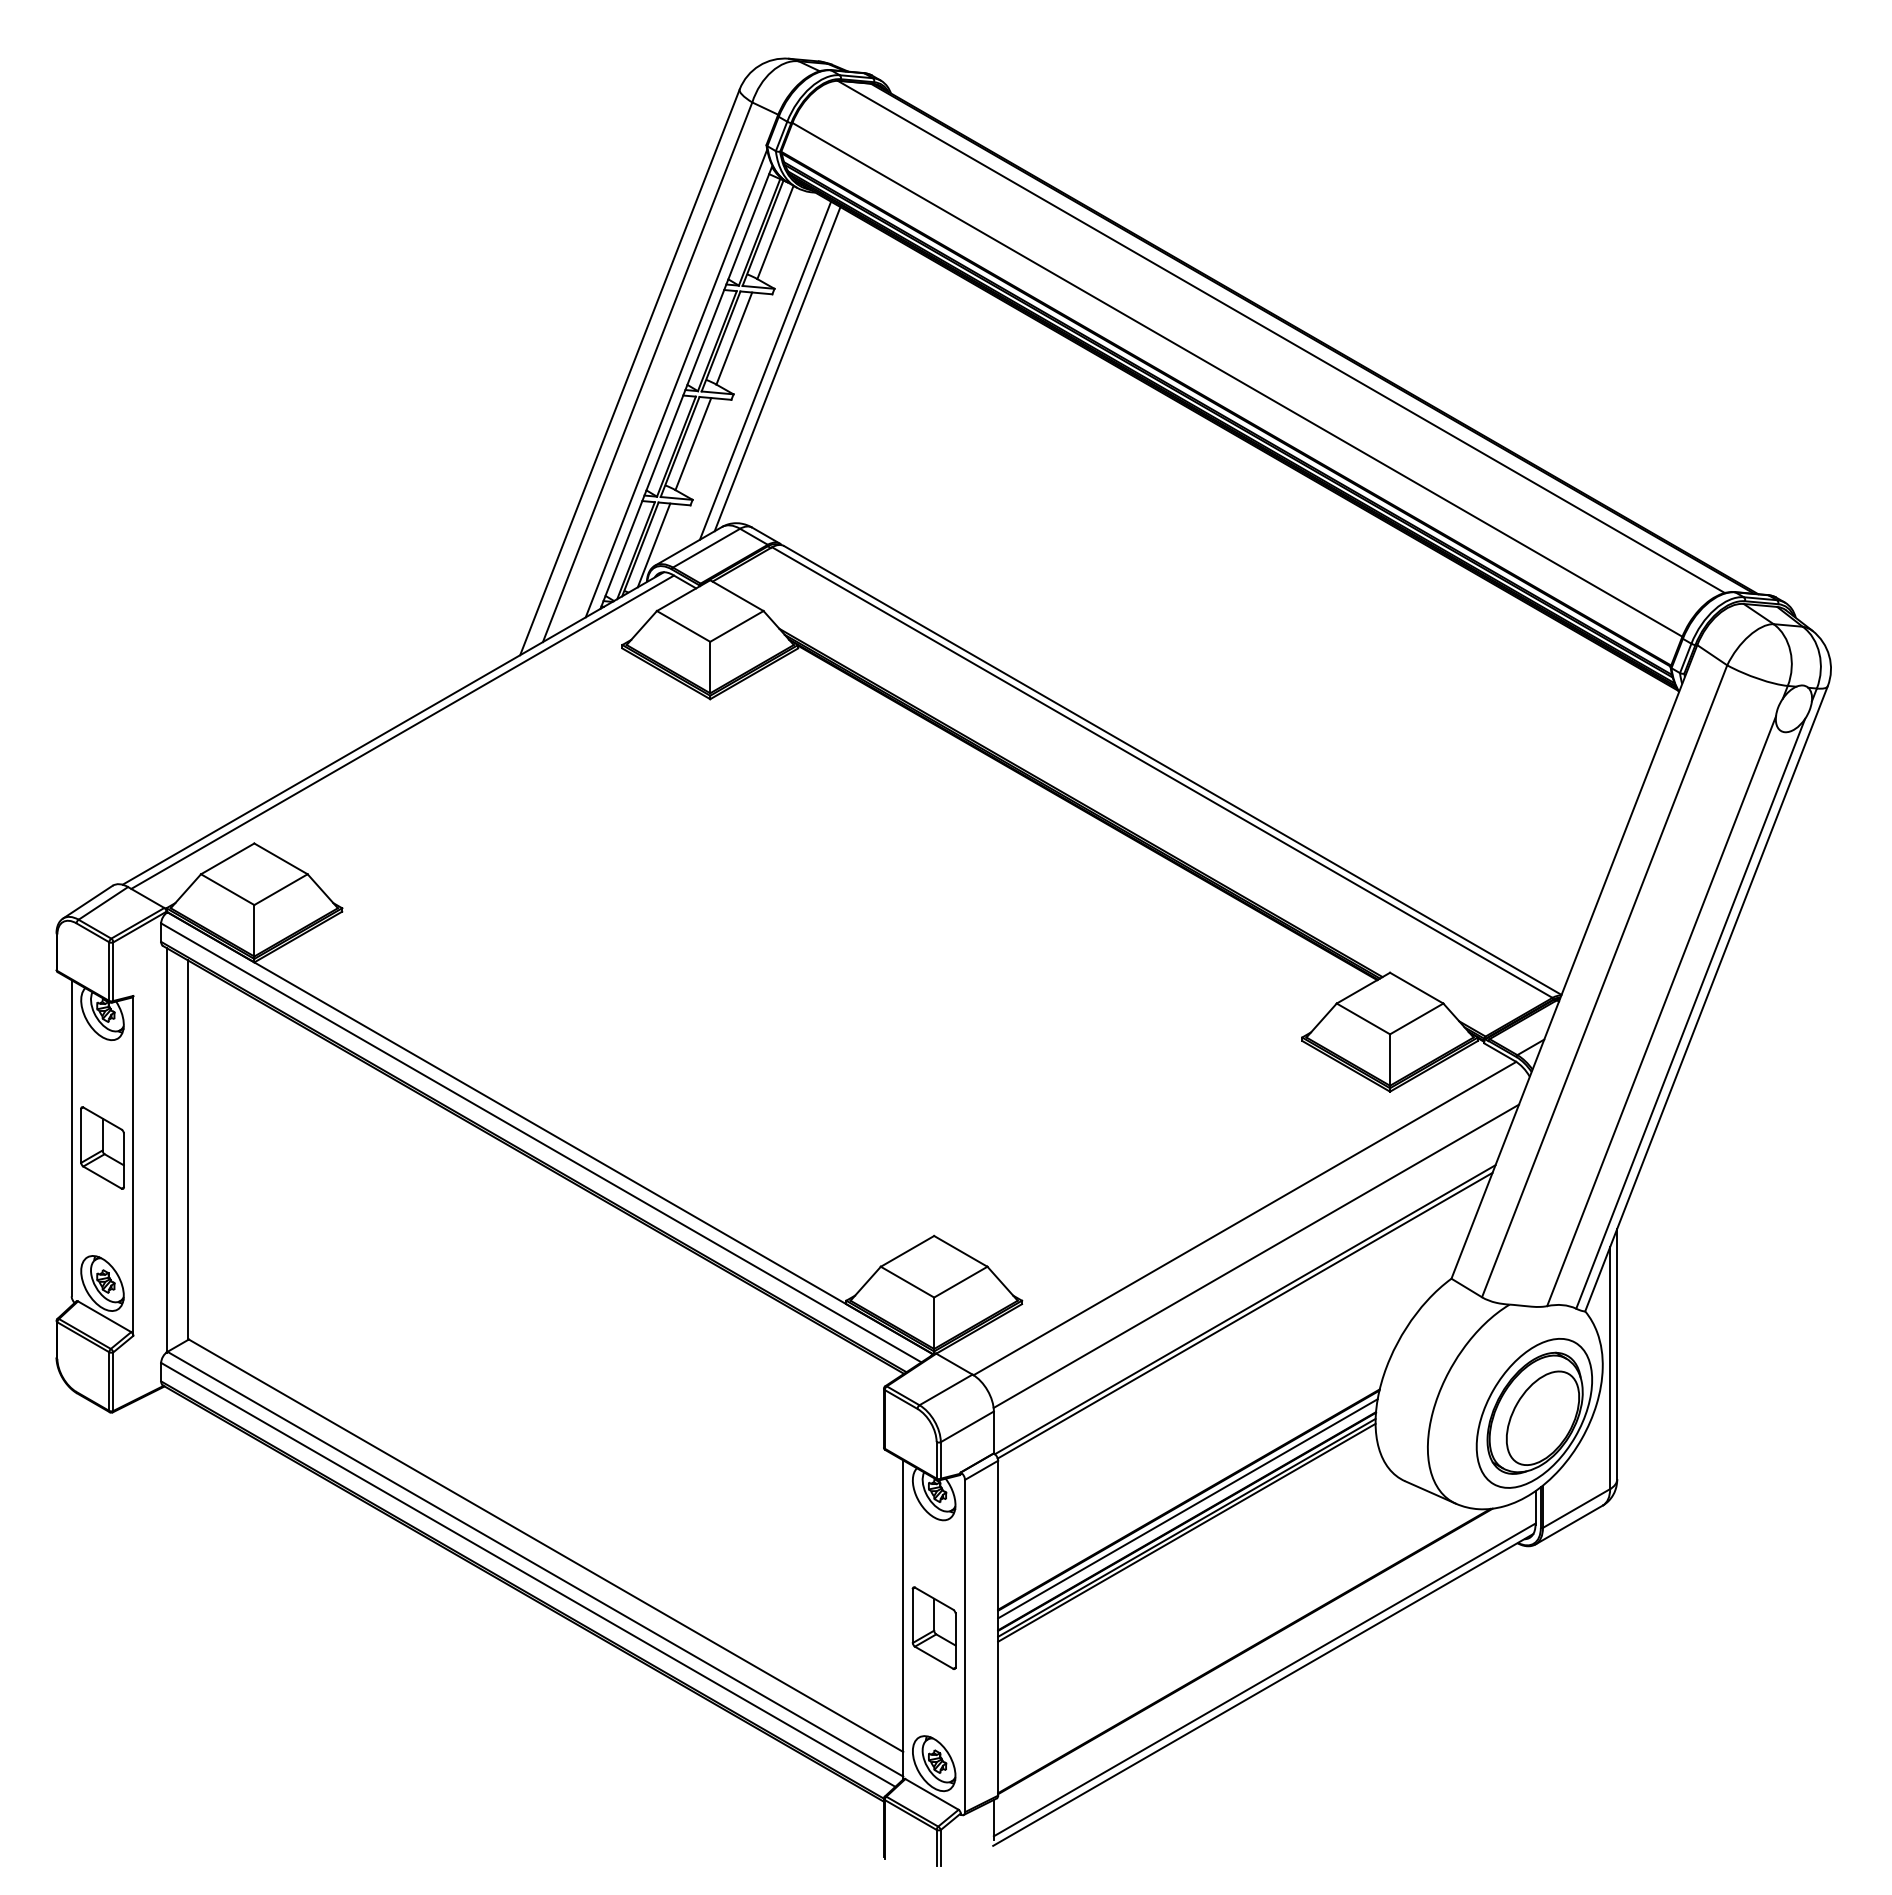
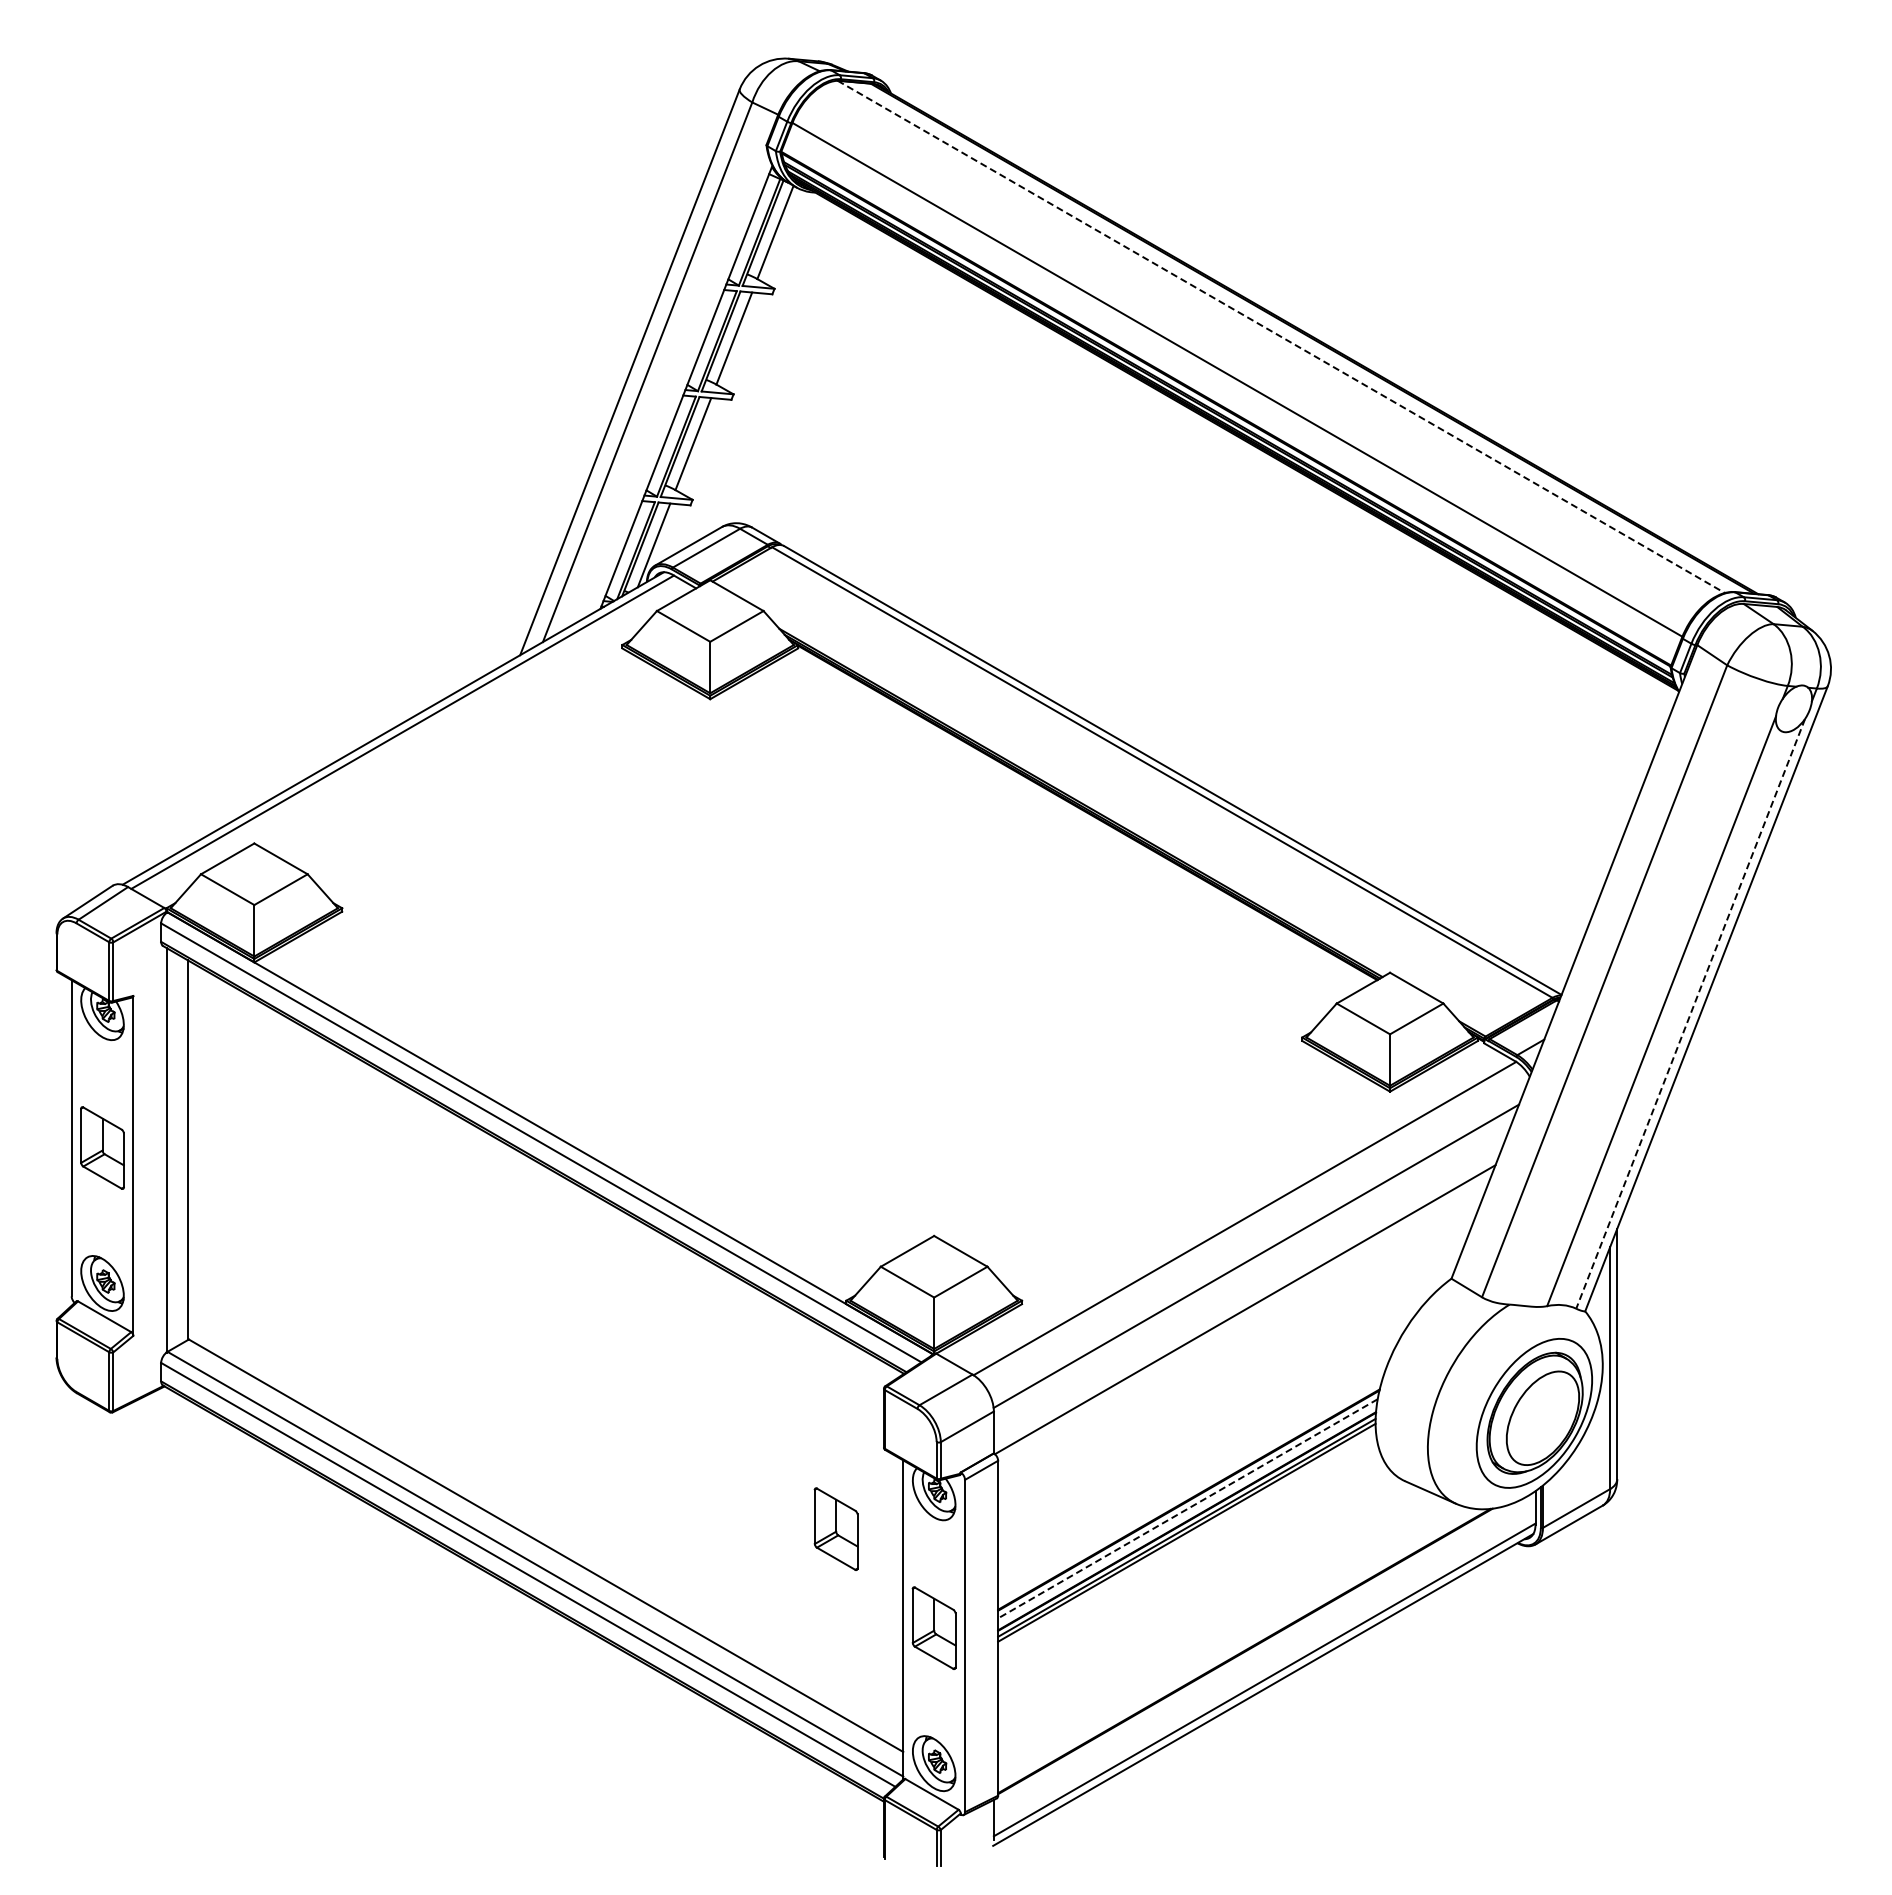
line: solid -> dashed (1281, 337)
line: present -> none (777, 369)
line: present -> none (765, 370)
line: present -> none (676, 383)
line: solid -> dashed (1690, 1014)
line: present -> none (1244, 1315)
line: solid -> dashed (1187, 1509)
part: none -> present (835, 1528)
